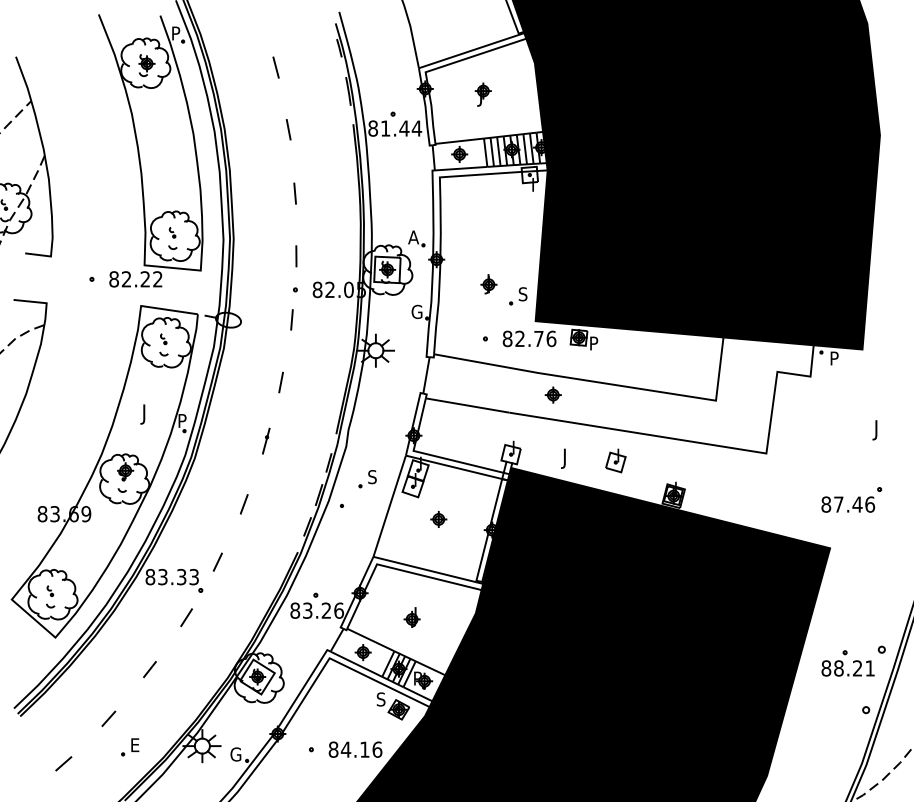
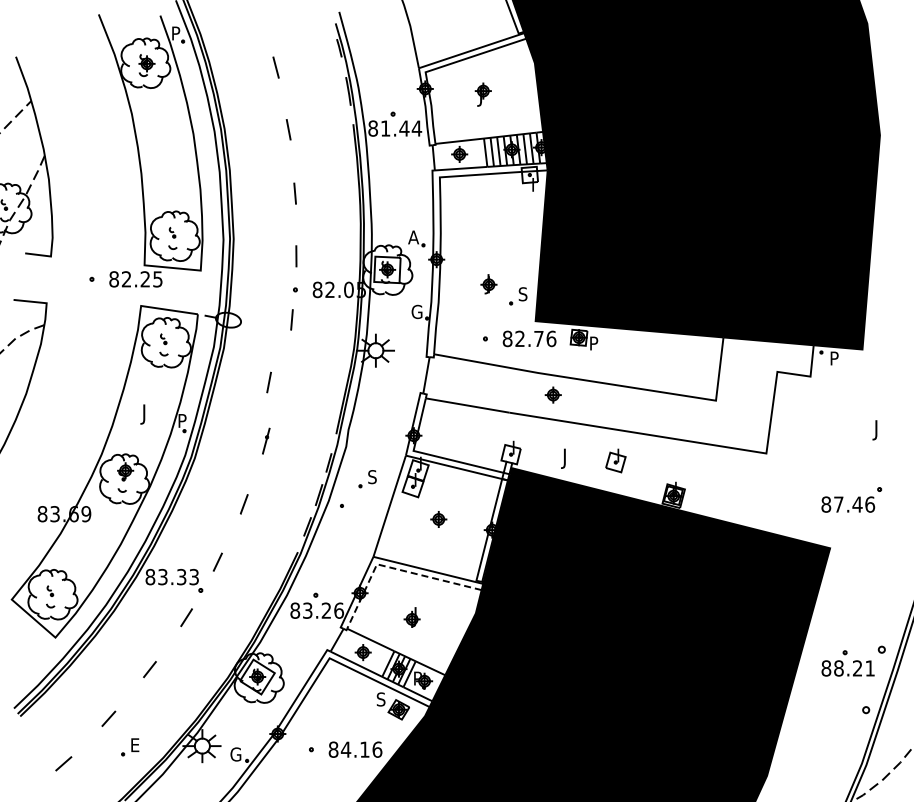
text: 82.22 -> 82.25 (157, 279)
line position: (280, 382) -> (268, 382) (268, 382)
line: solid -> dashed (393, 568)
